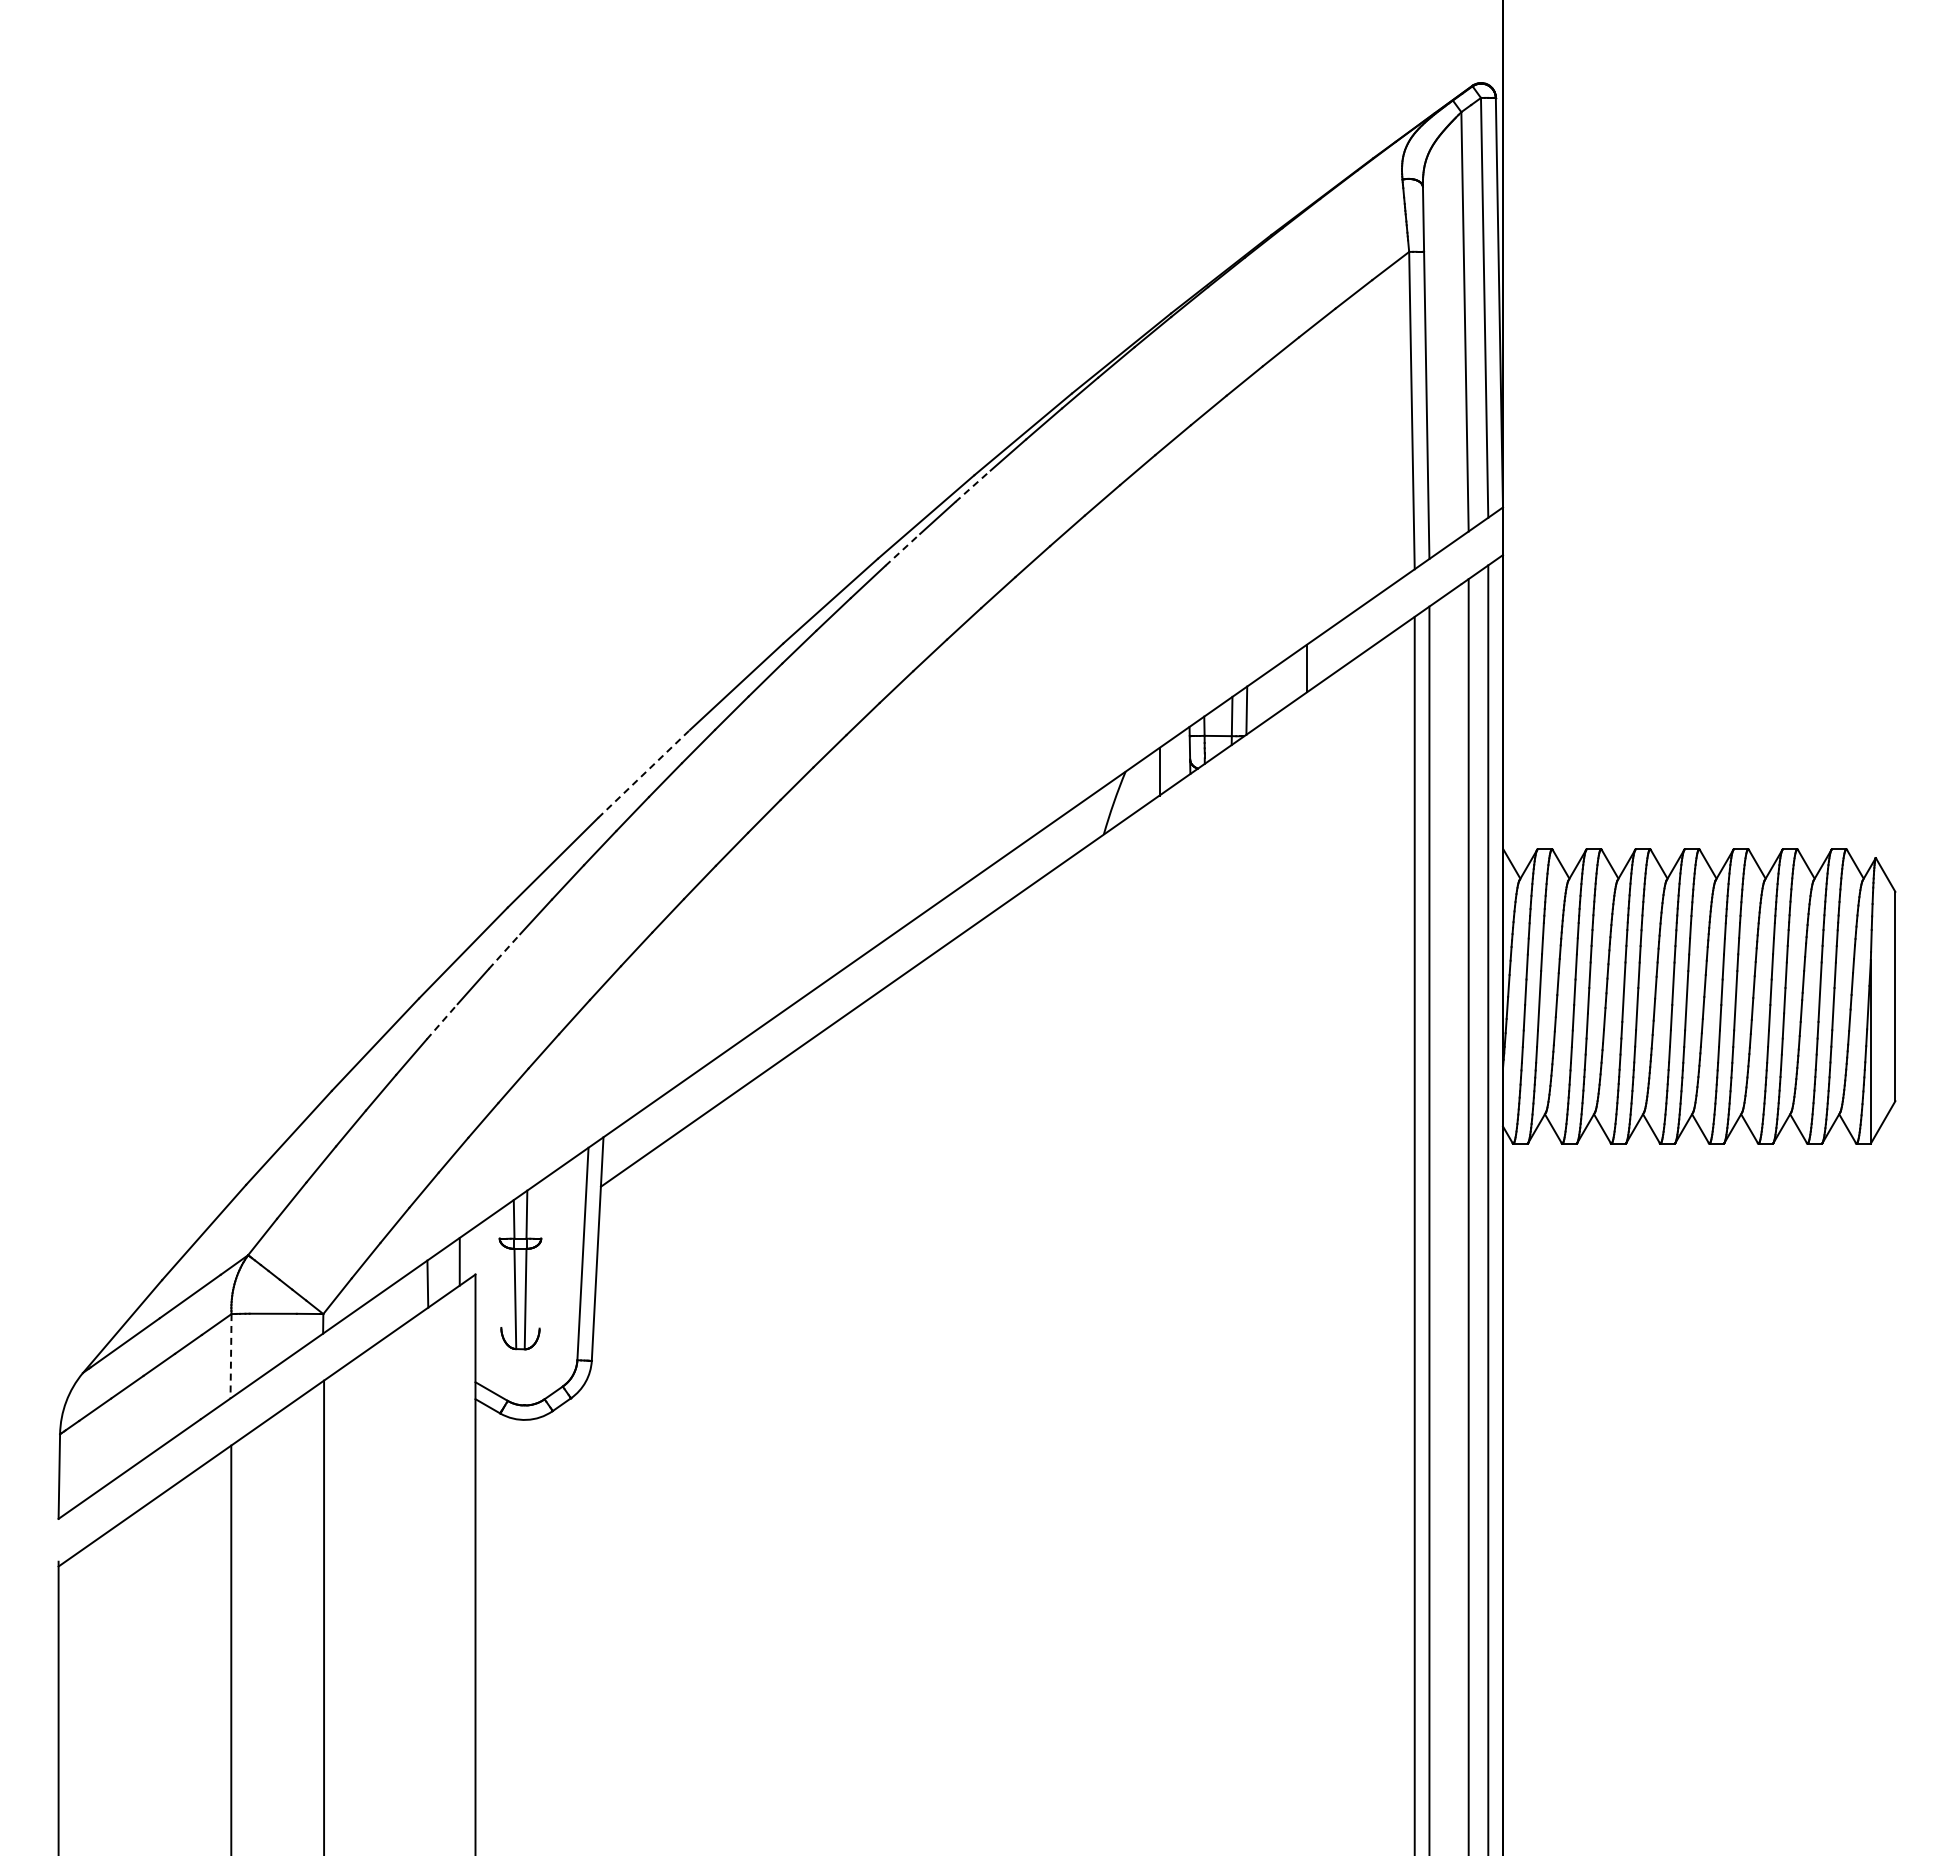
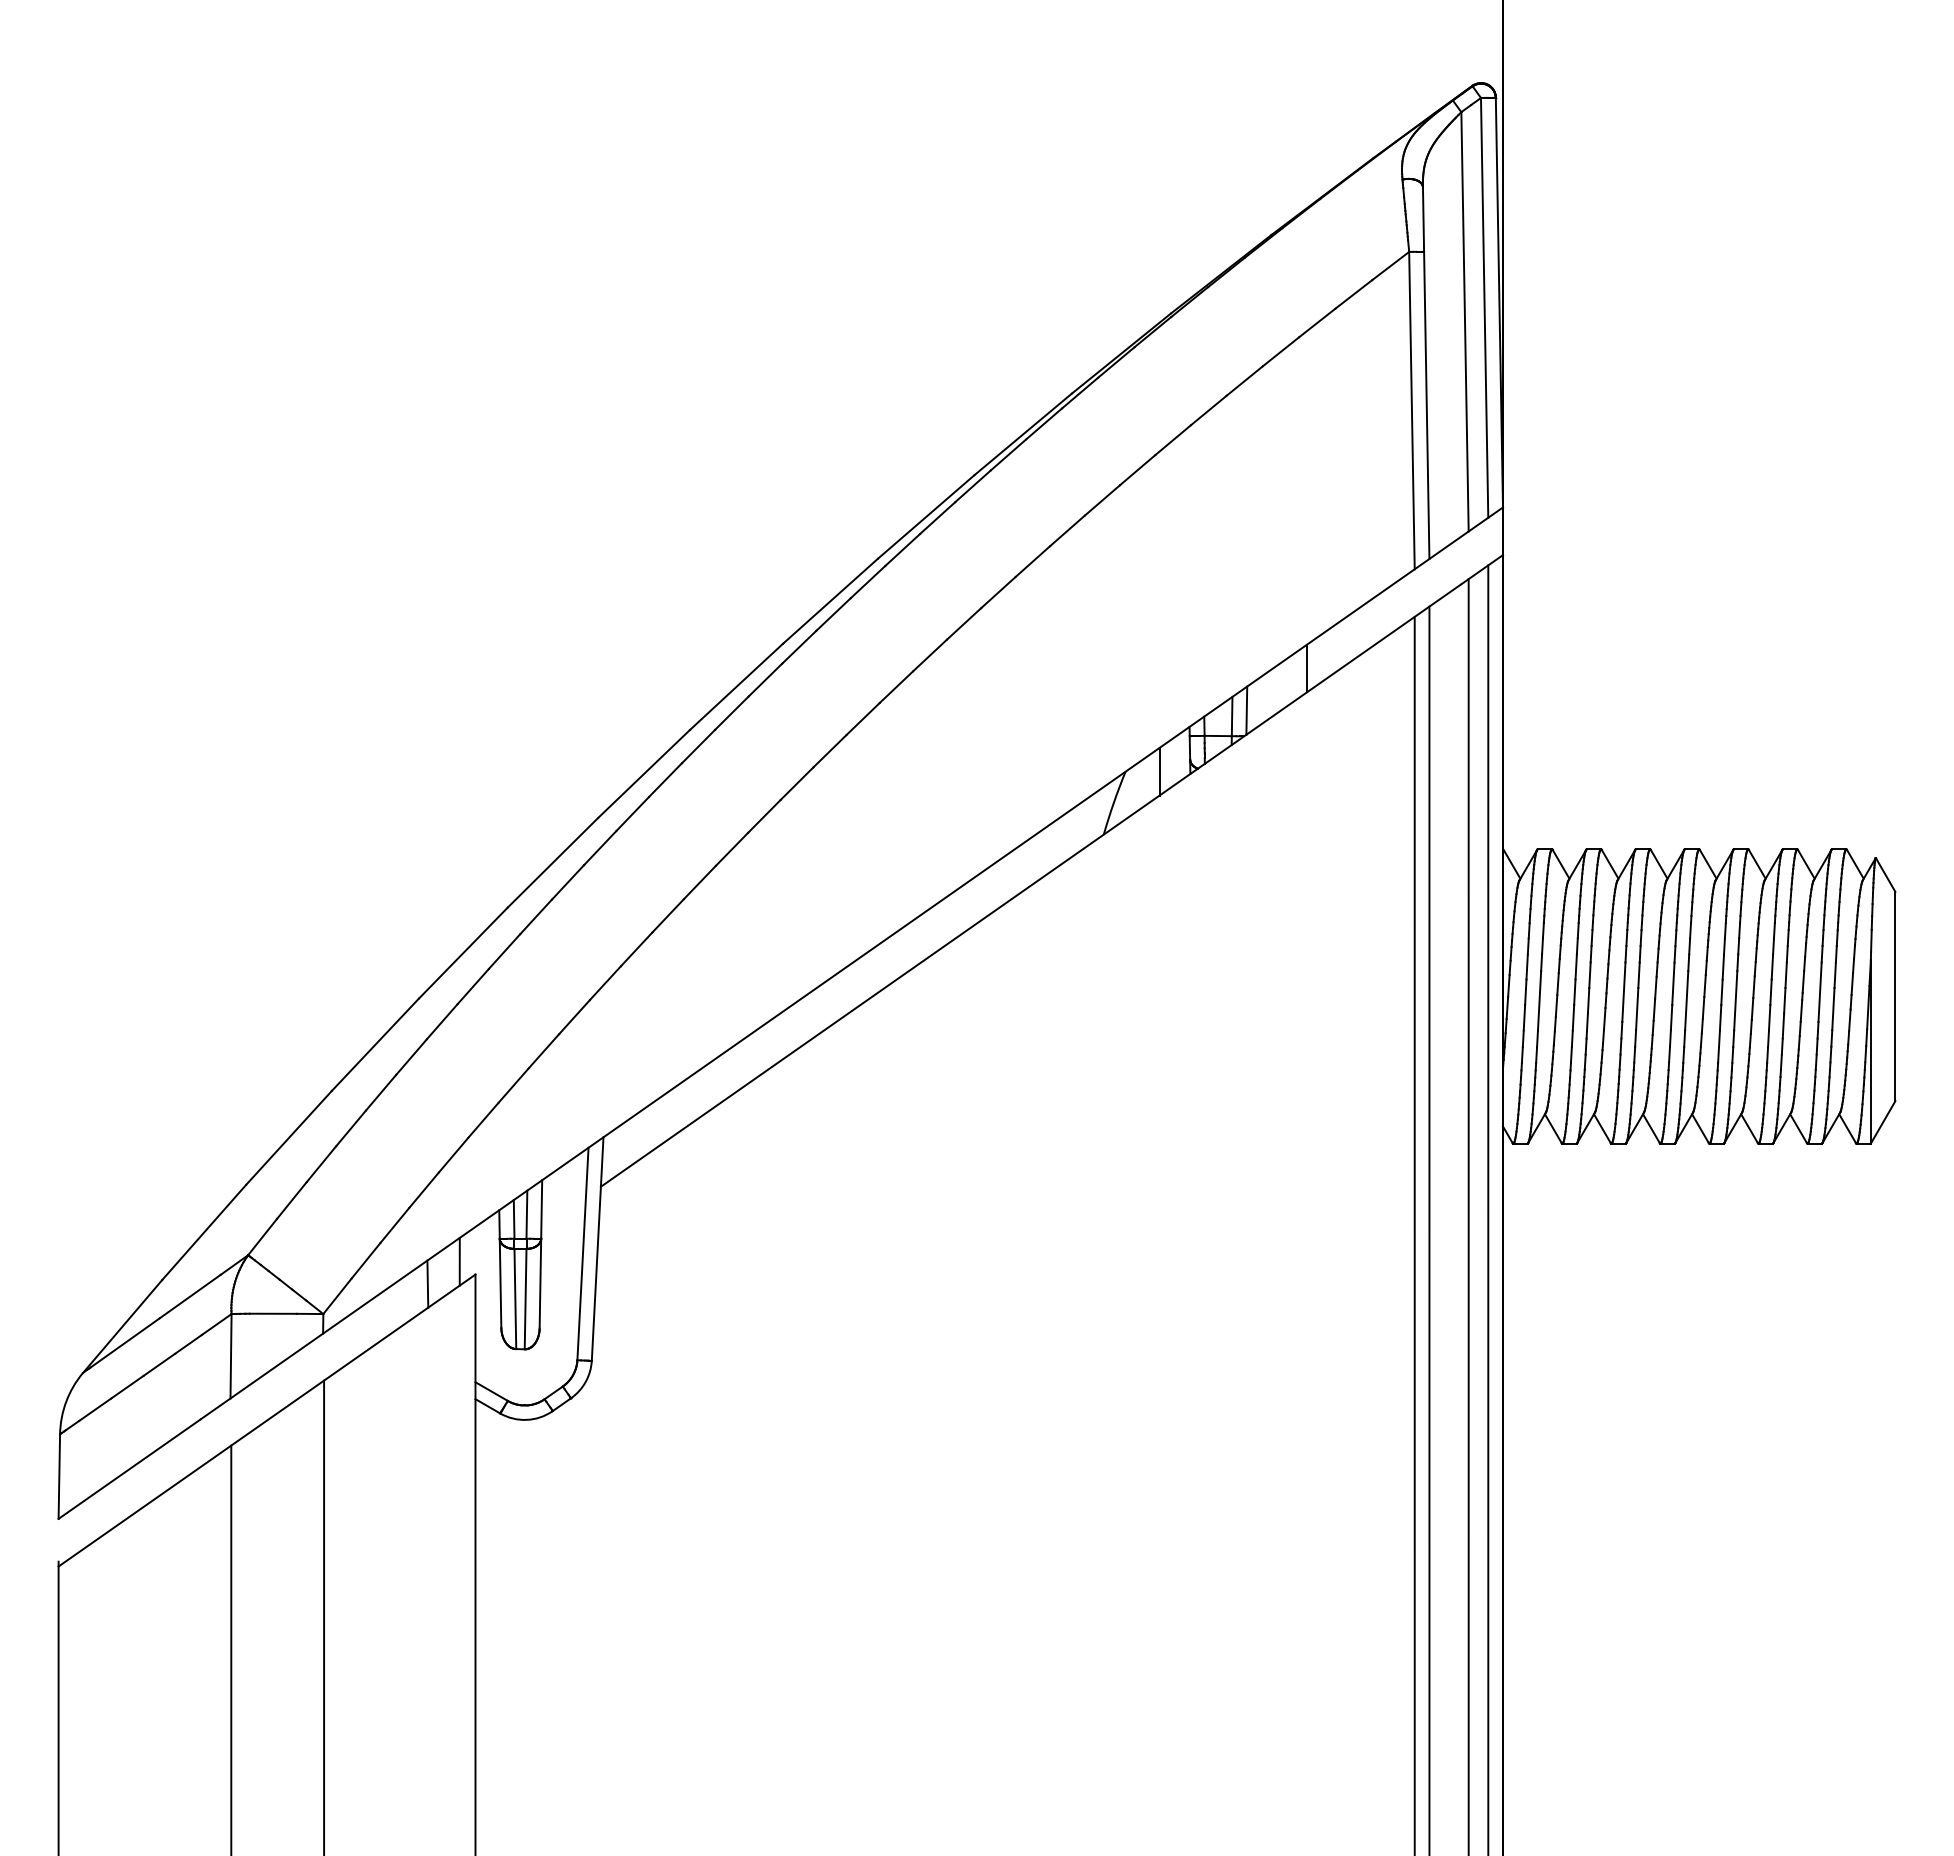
line: dashed -> solid (972, 486)
line: dashed -> solid (902, 549)
line: dashed -> solid (644, 774)
line: dashed -> solid (504, 951)
line: dashed -> solid (442, 1021)
line: none -> present (540, 1254)
line: none -> present (500, 1268)
line: dashed -> solid (231, 1356)
